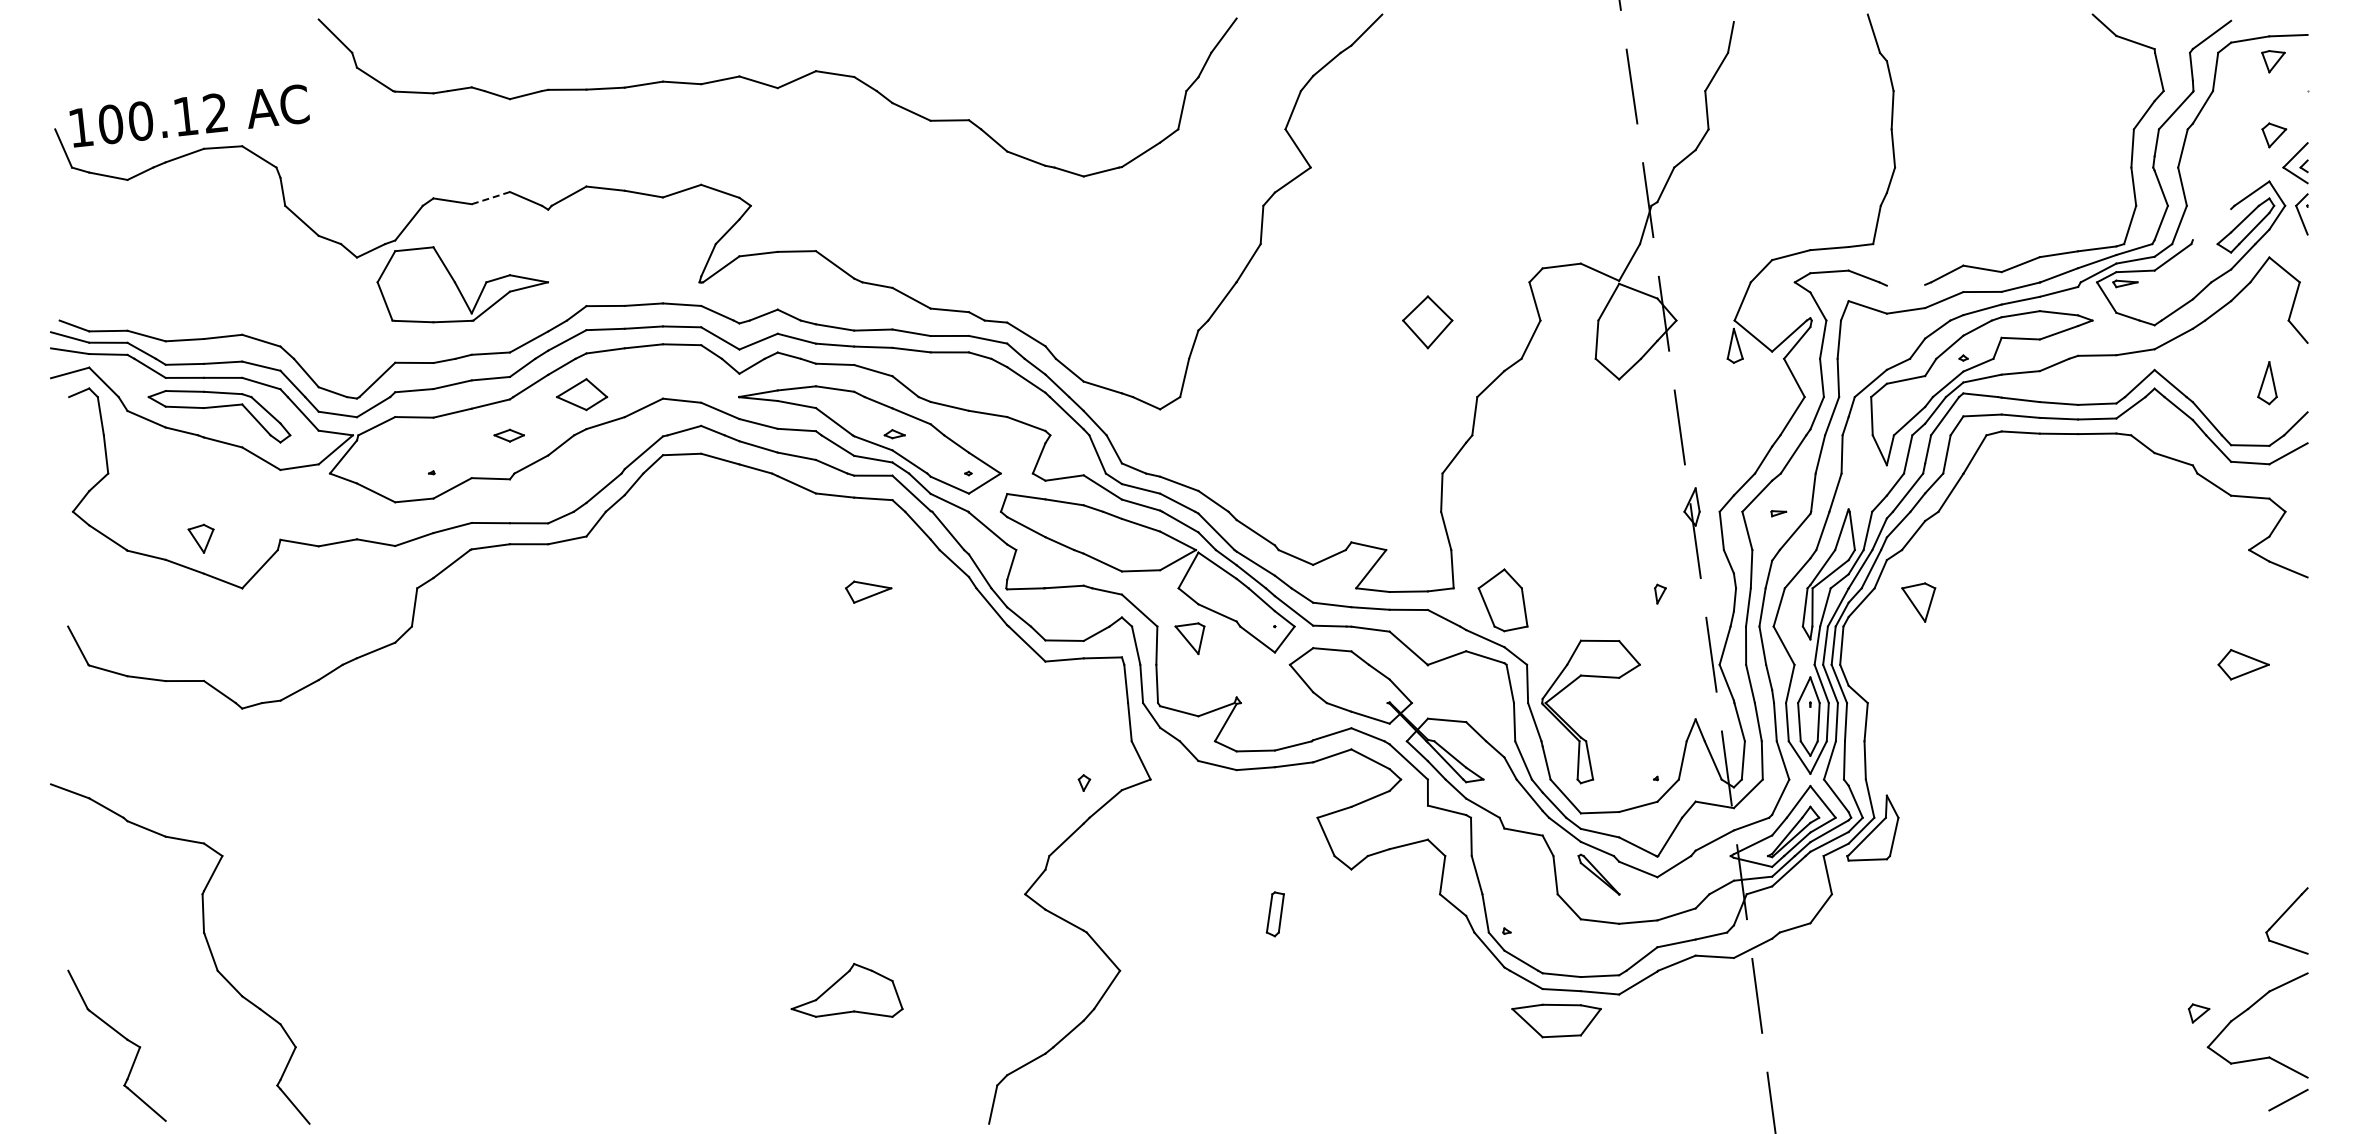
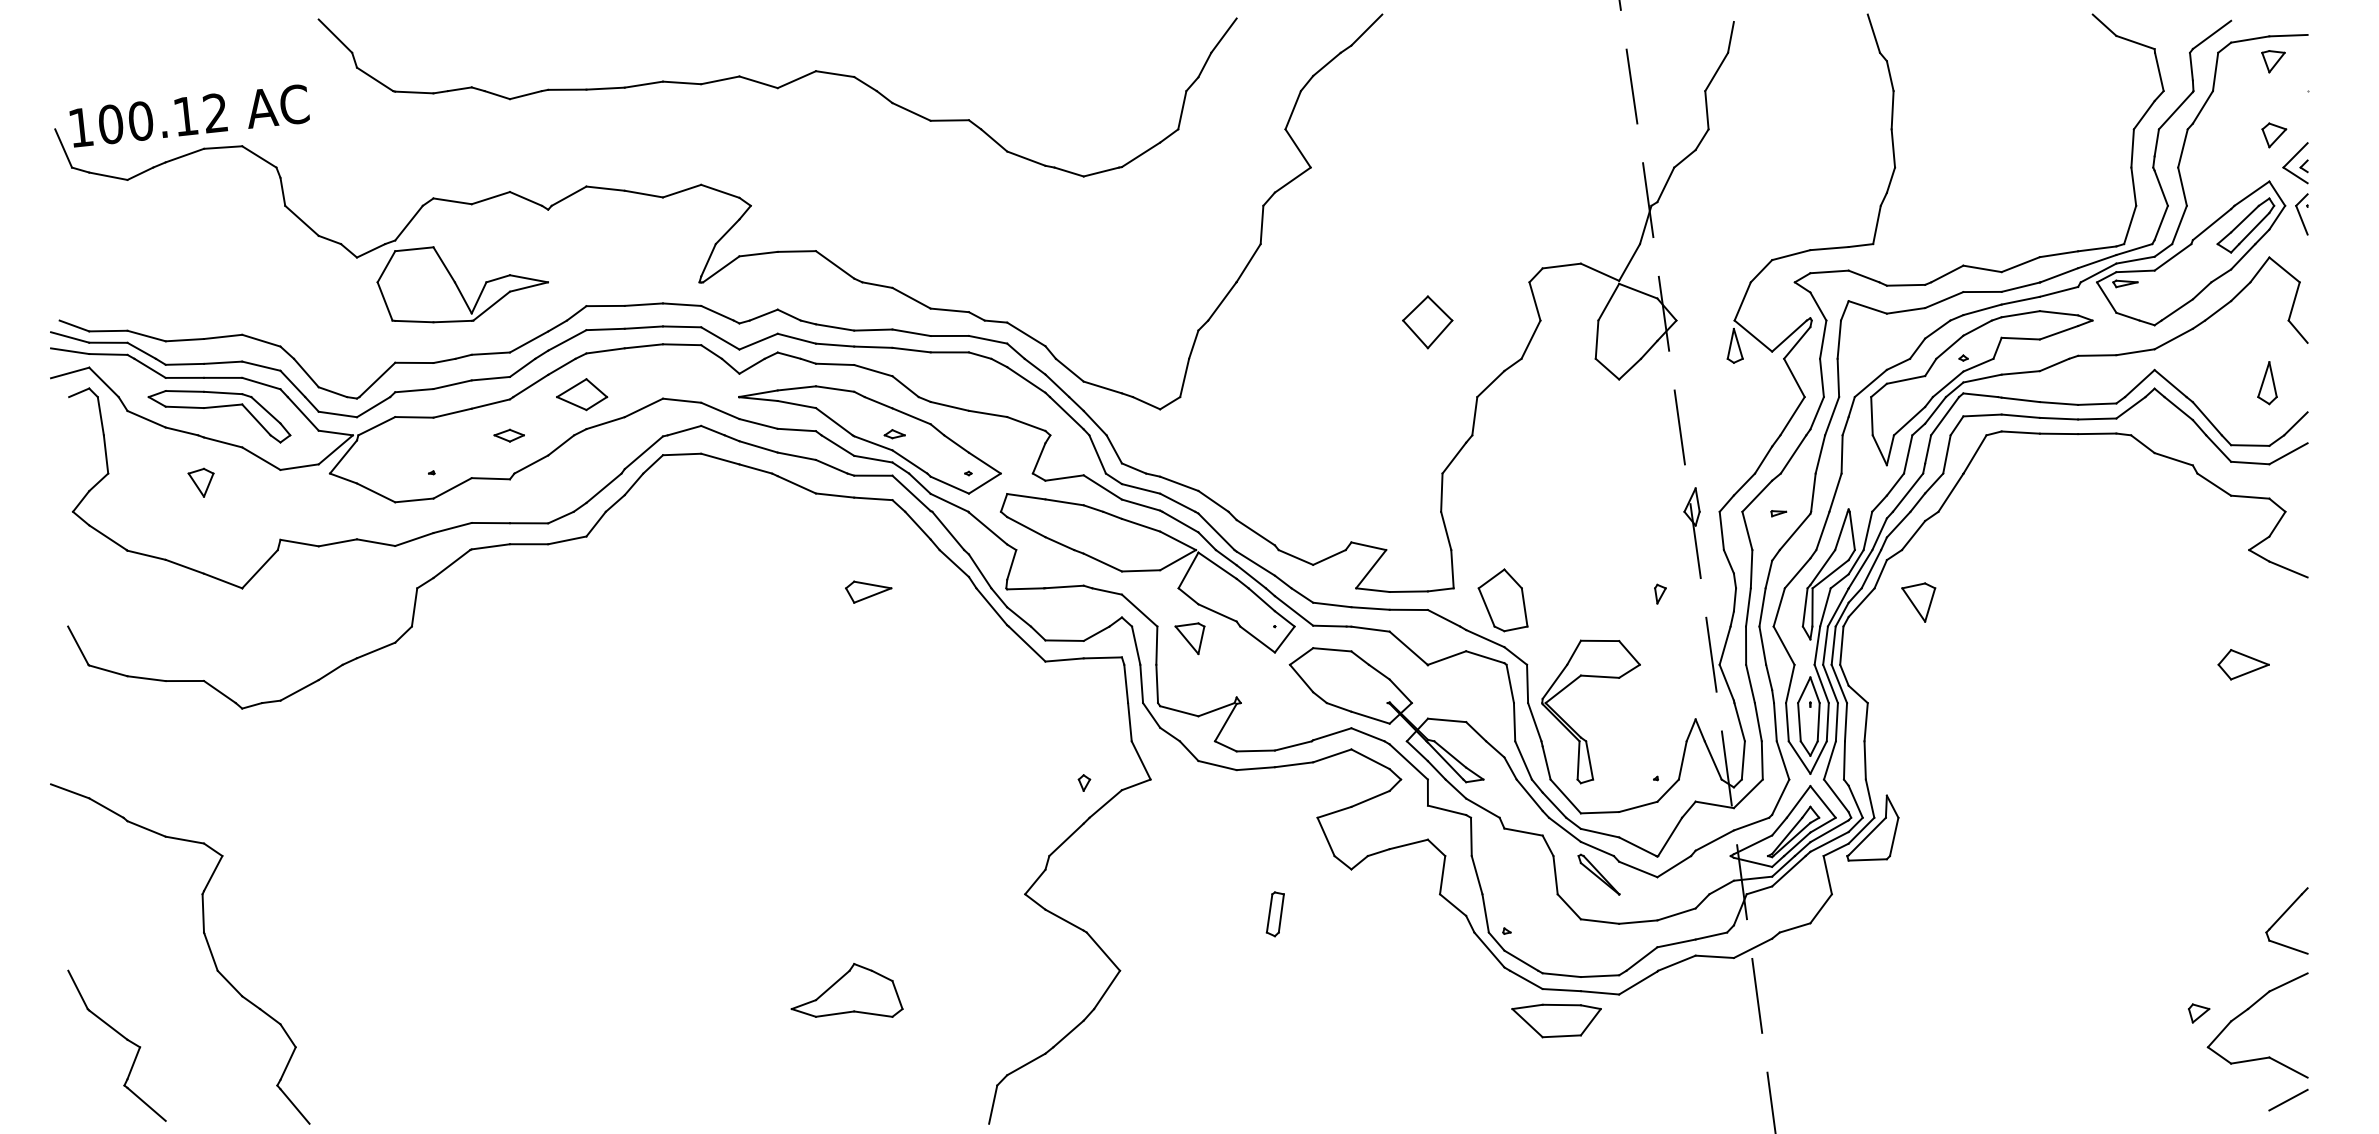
line: dashed -> solid (490, 198)
line: none -> present (2211, 224)
line: none -> present (1905, 284)
part position: (200, 538) -> (200, 482) (200, 482)
